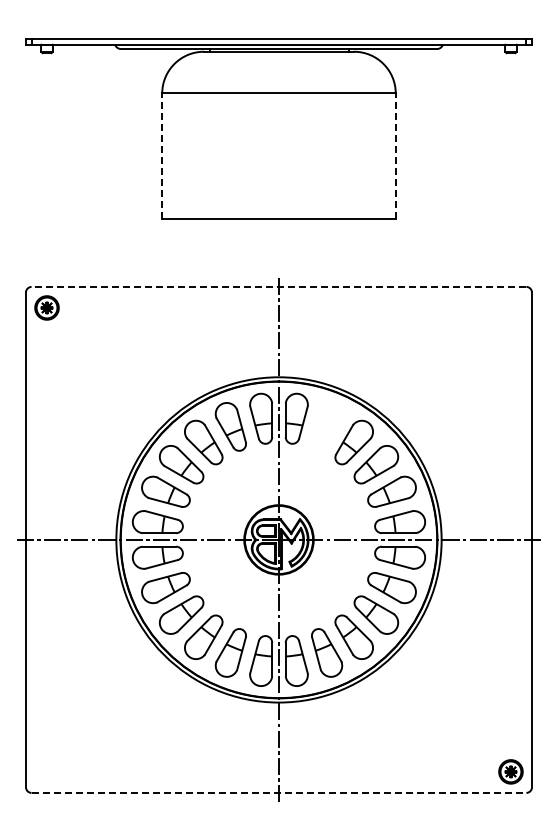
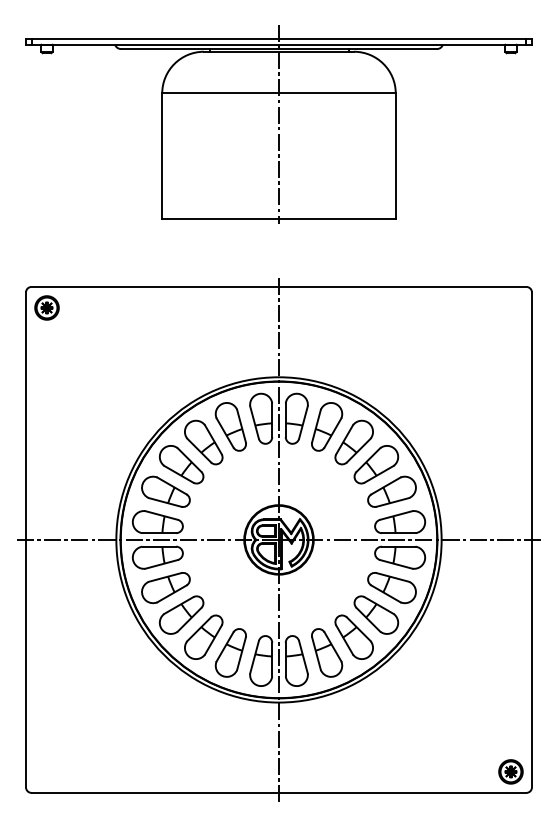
line: none -> present (279, 124)
line: dashed -> solid (162, 156)
line: dashed -> solid (395, 156)
line: dashed -> solid (278, 286)
part: none -> present (327, 426)
line: dashed -> solid (279, 792)
